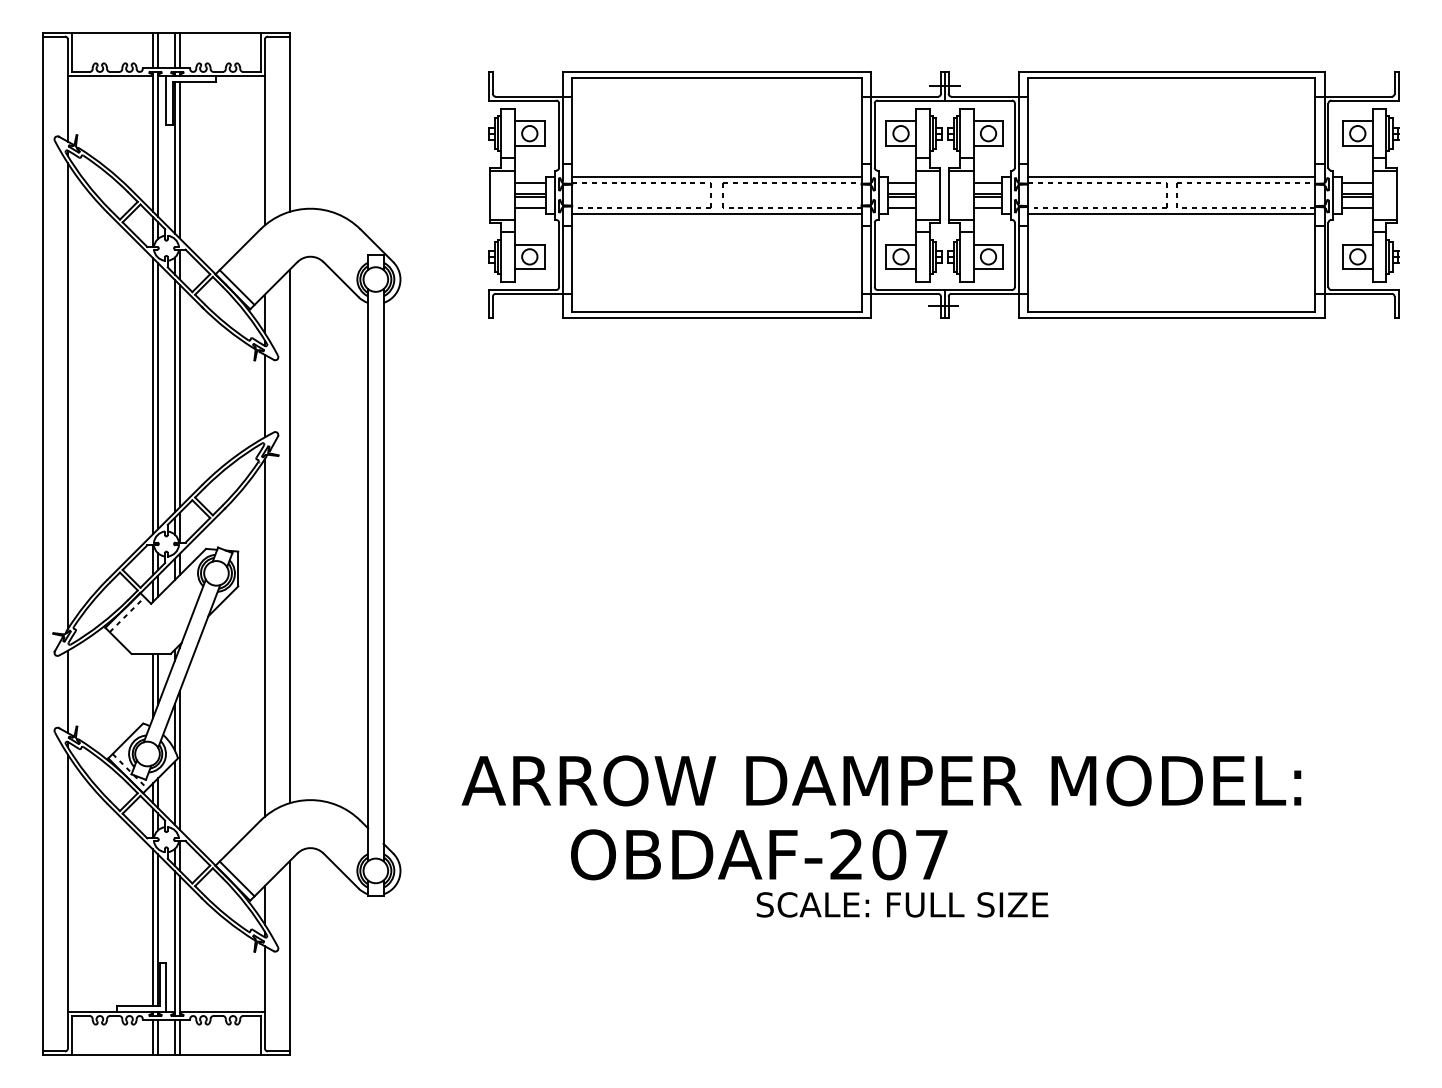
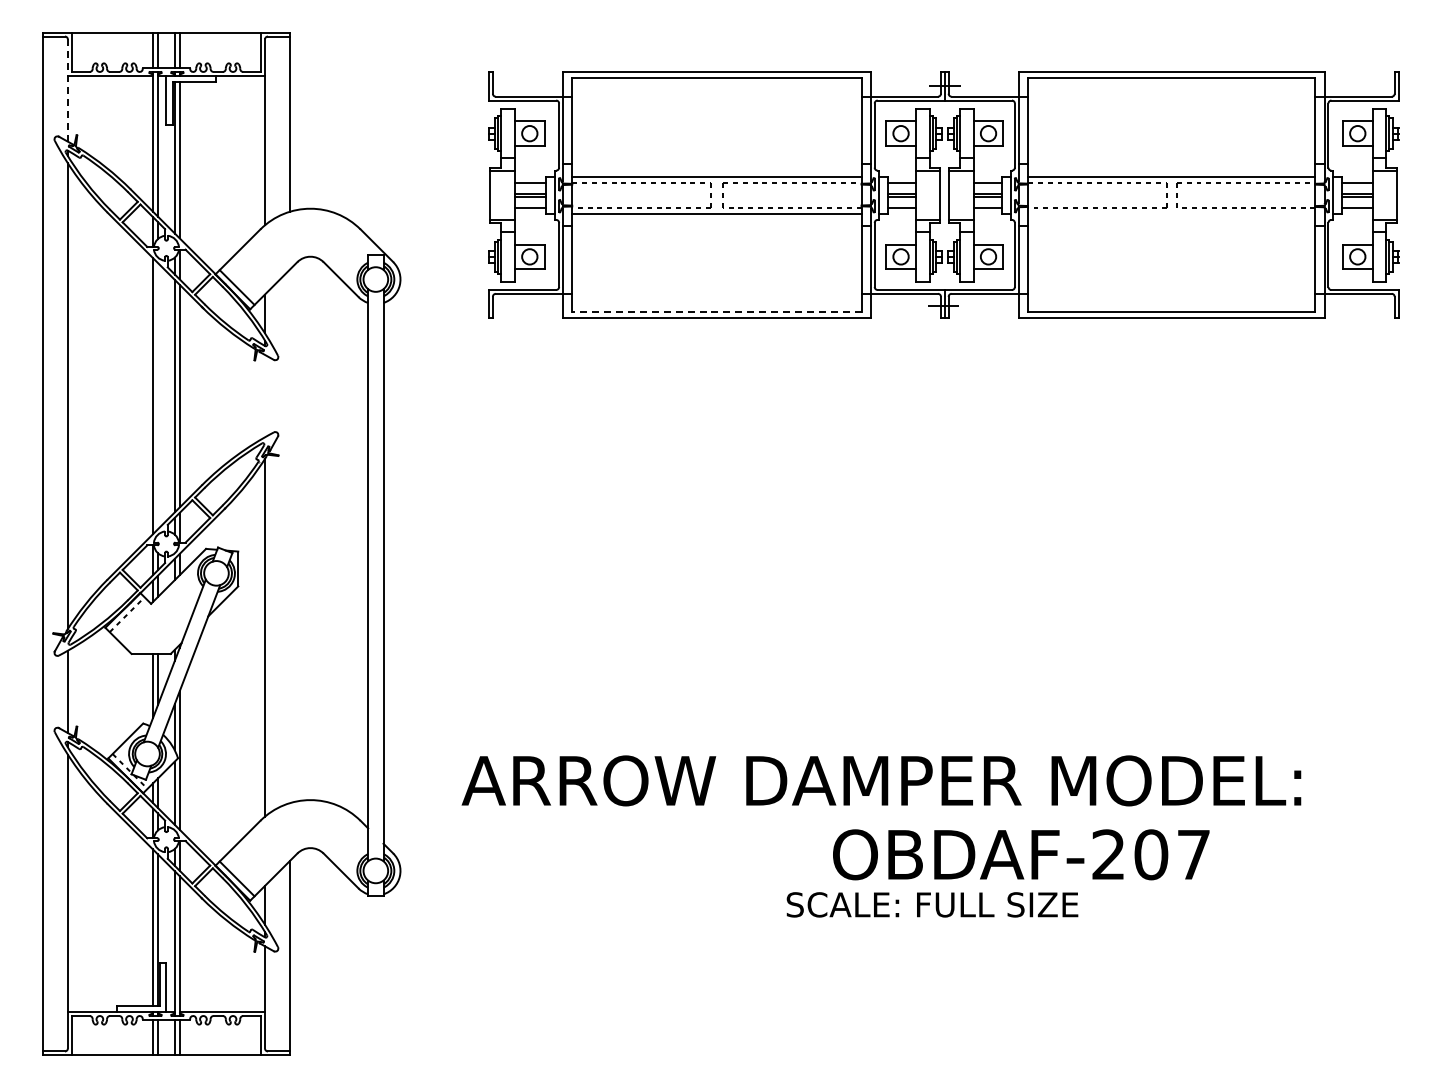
line: solid -> dashed (67, 90)
line: present -> none (1171, 213)
line: solid -> dashed (716, 312)
line: present -> none (265, 395)
line: present -> none (157, 396)
line: present -> none (289, 536)
text position: (759, 854) -> (1021, 854) (1021, 854)
text position: (902, 904) -> (932, 904) (932, 904)
